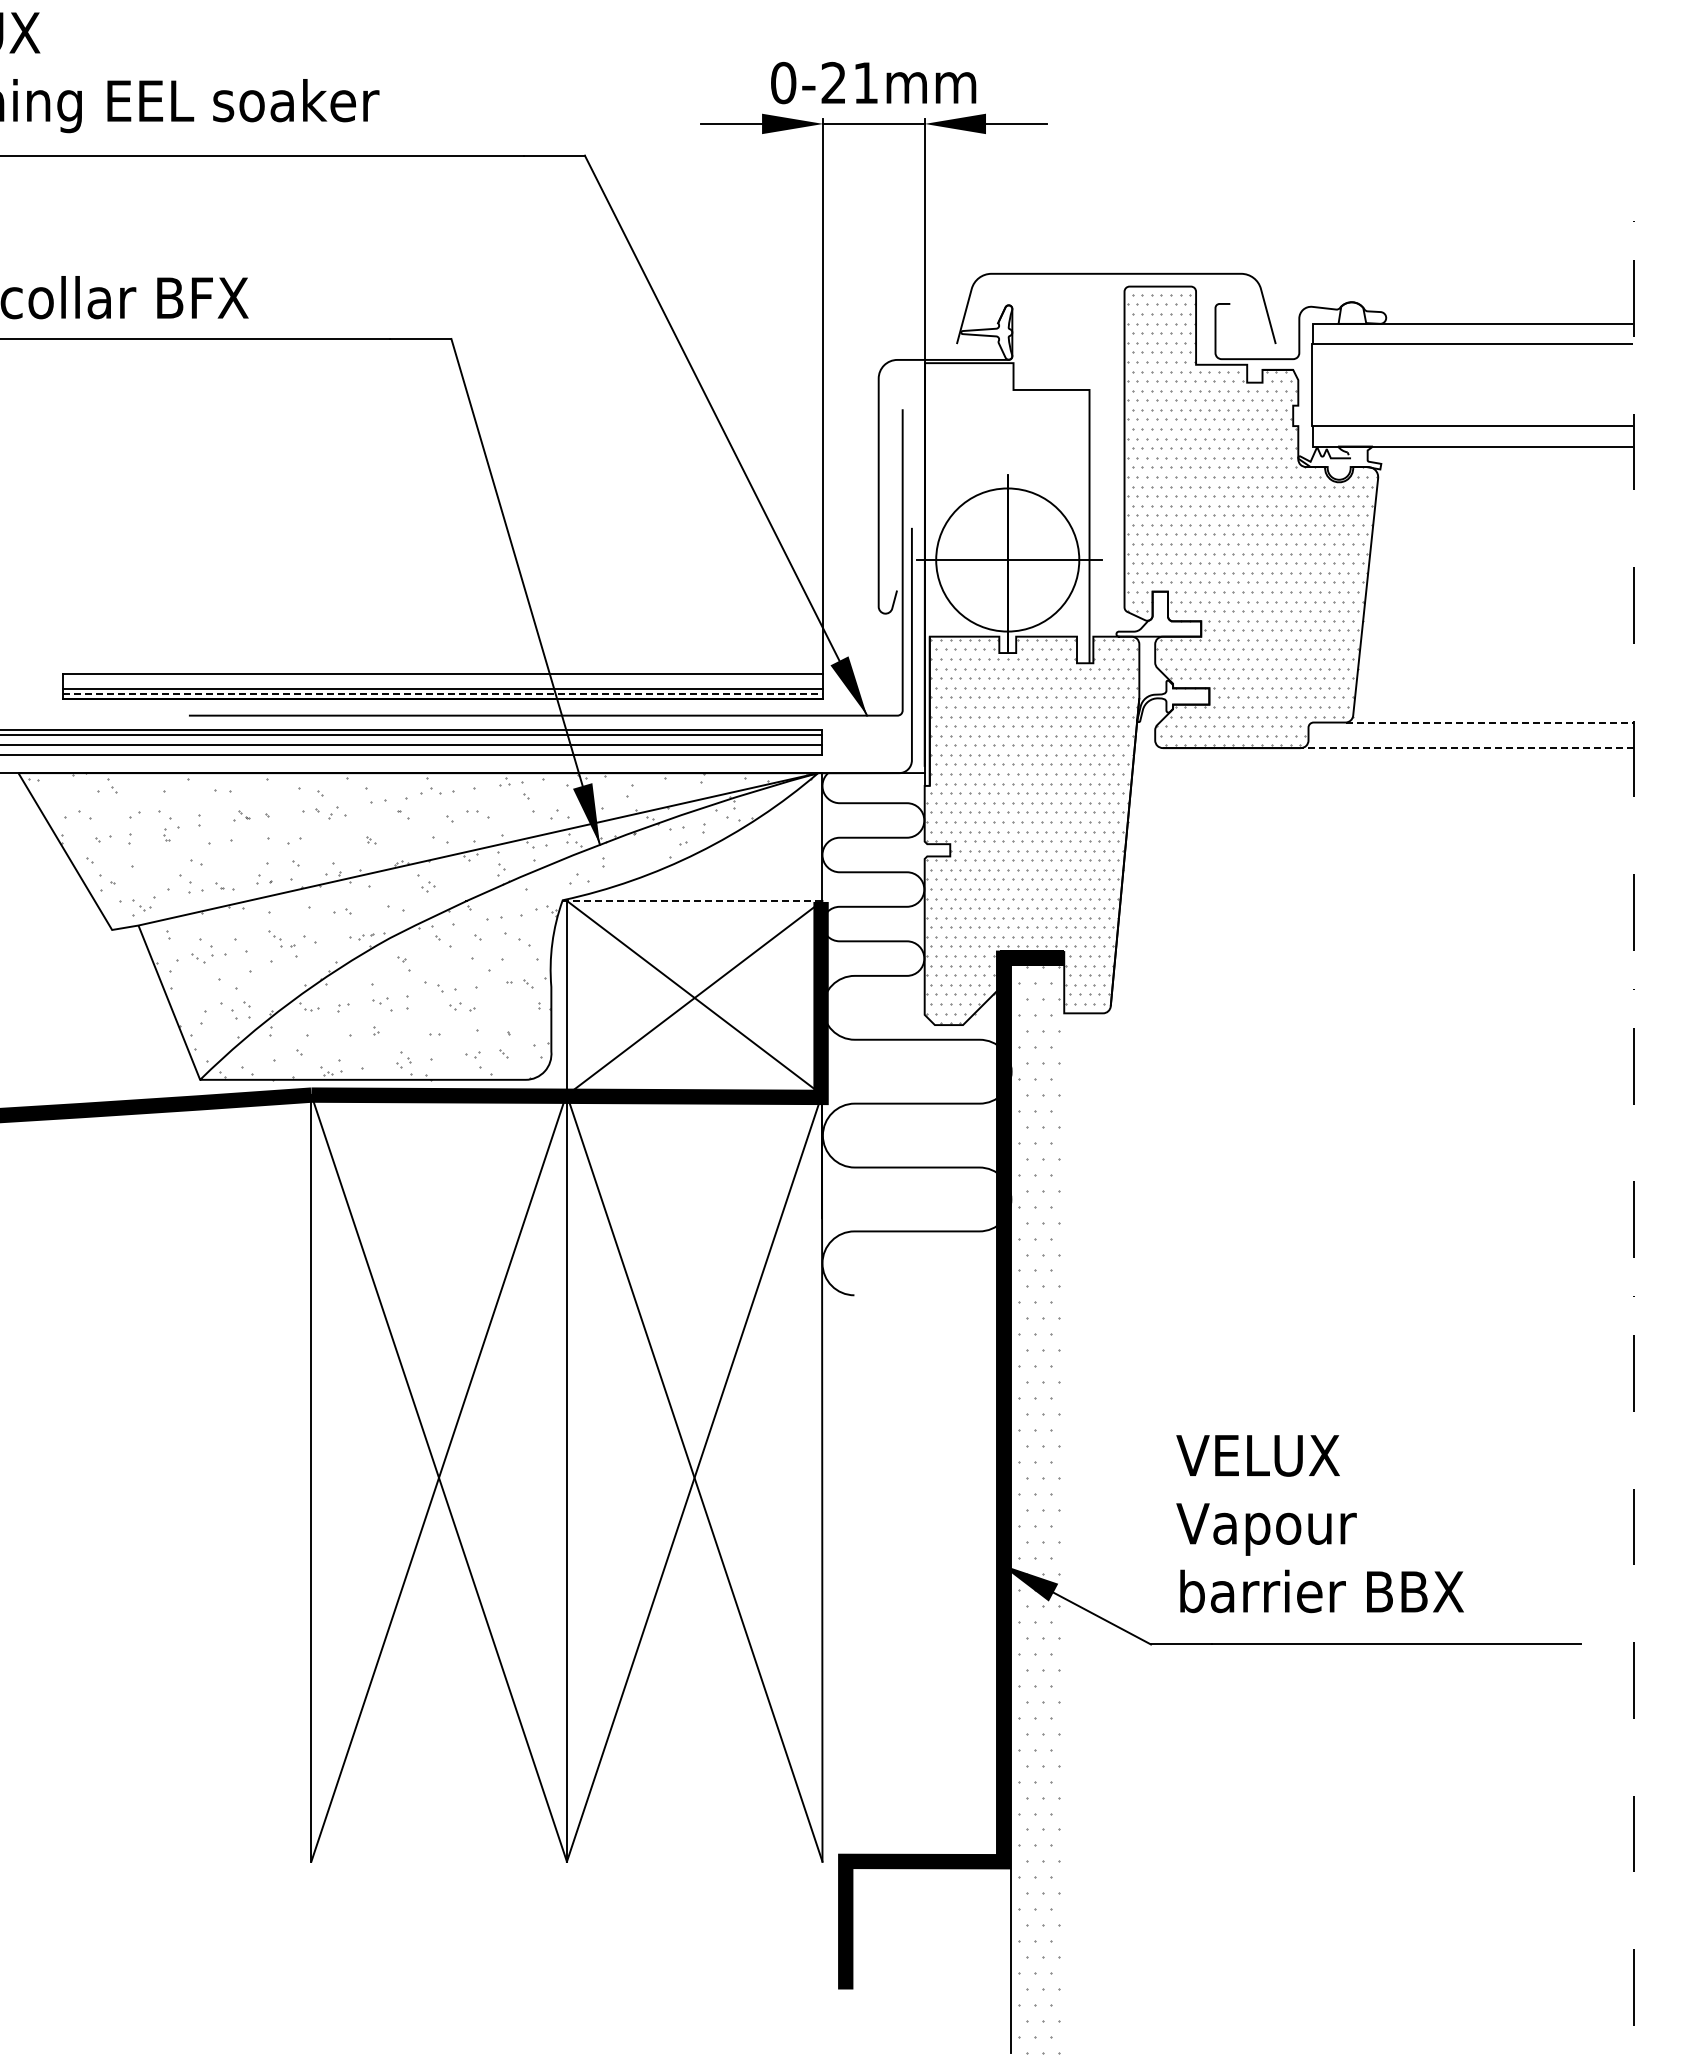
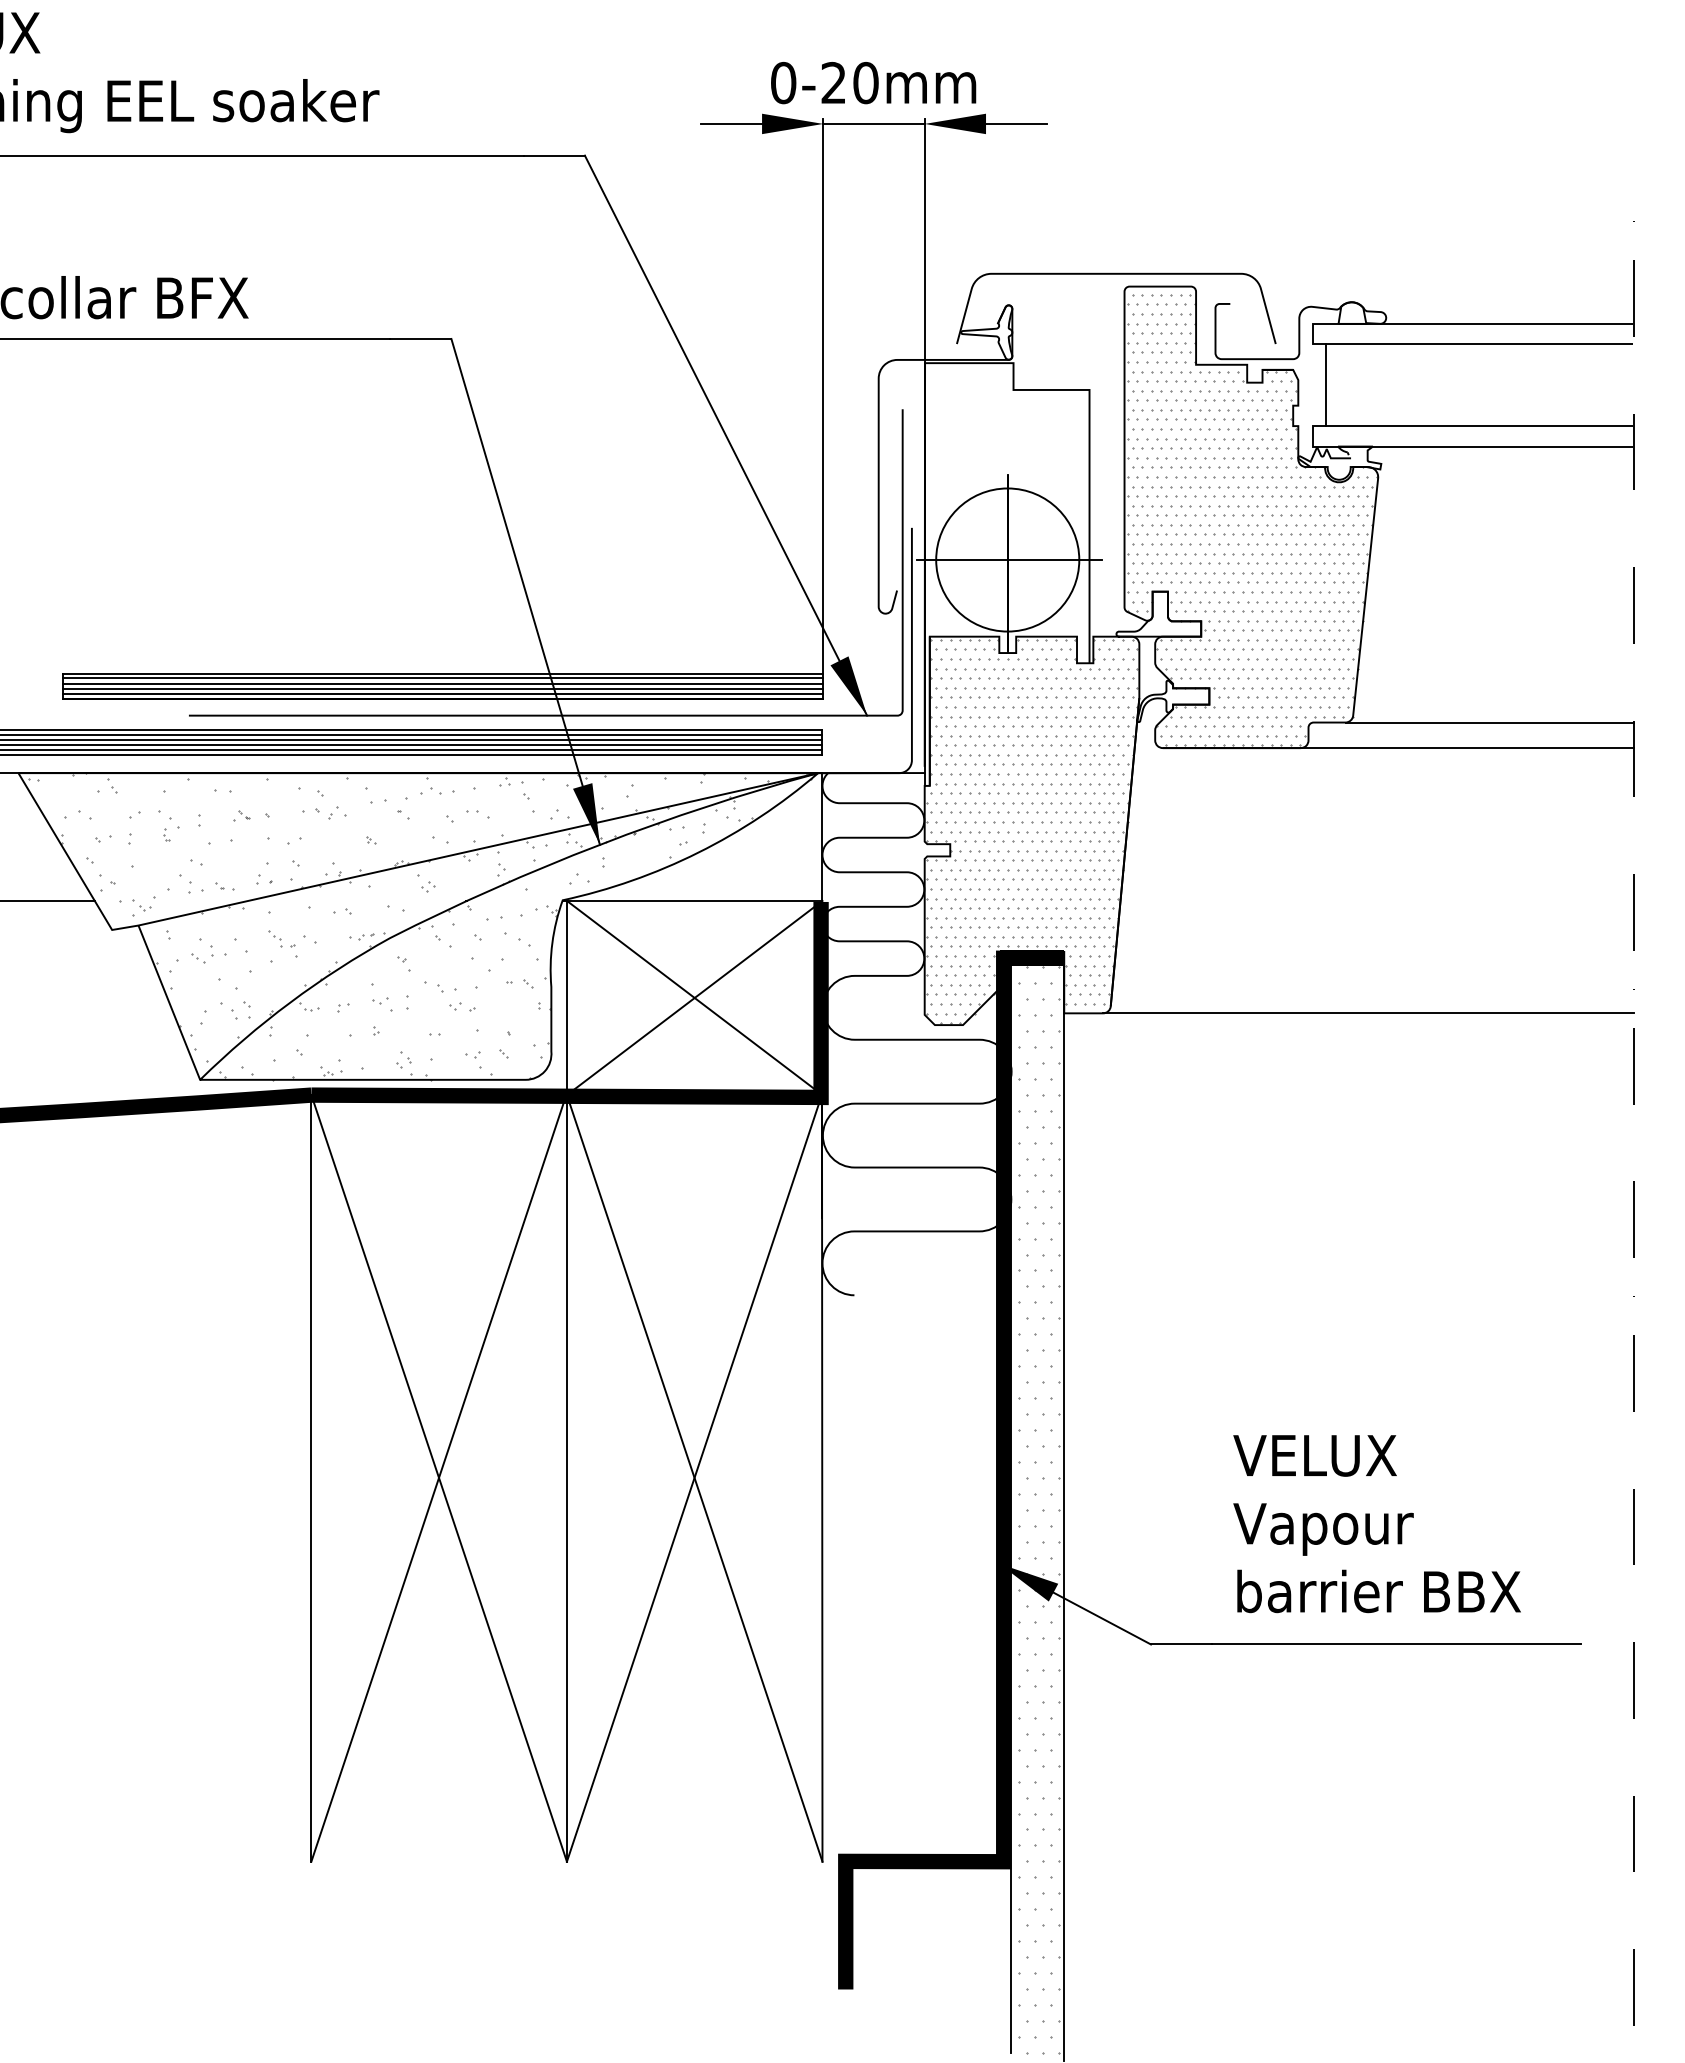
text: 0-21mm -> 0-20mm (865, 82)
line position: (1312, 385) -> (1326, 385) (1326, 385)
line: none -> present (443, 678)
line: none -> present (443, 683)
line: dashed -> solid (443, 693)
line: dashed -> solid (1490, 722)
line: none -> present (412, 739)
line: dashed -> solid (1467, 748)
line: none -> present (412, 750)
line: none -> present (48, 900)
line: dashed -> solid (694, 900)
line: none -> present (1368, 1013)
line: none -> present (1064, 1505)
text position: (1319, 1524) -> (1376, 1524) (1376, 1524)
